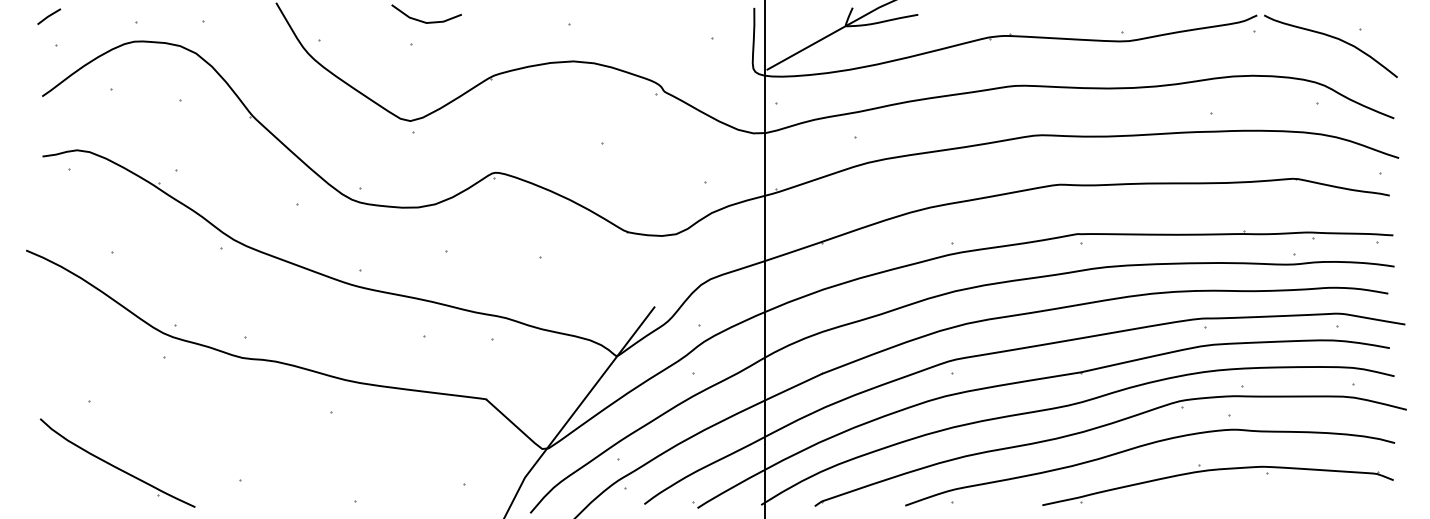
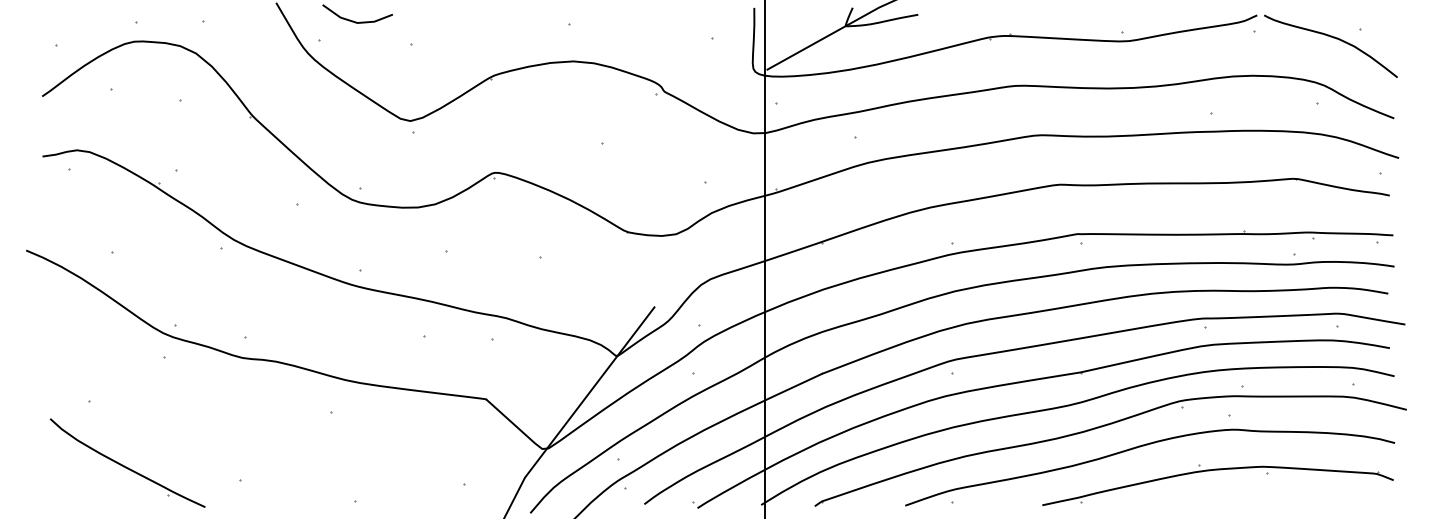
line: present -> none (49, 16)
line position: (422, 20) -> (353, 20) (353, 20)
part position: (117, 462) -> (127, 462) (127, 462)
